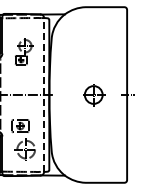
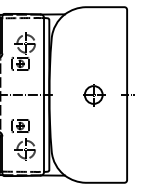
part size: 19x28 px -> 25x39 px (23, 51)
line: dashed -> solid (44, 94)
